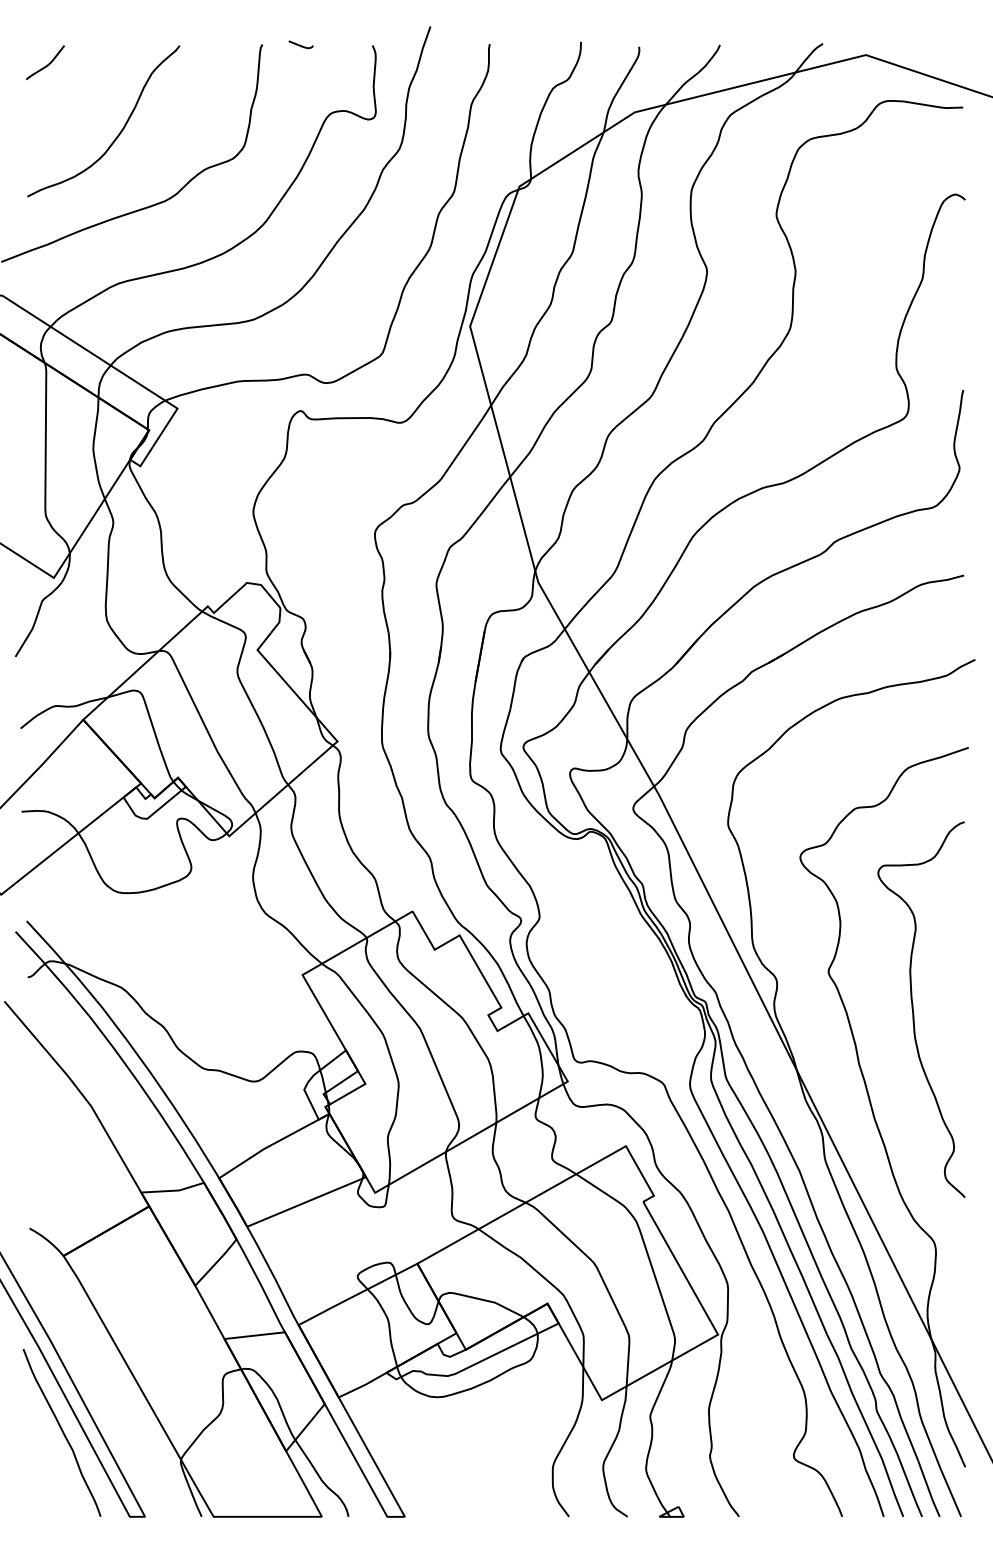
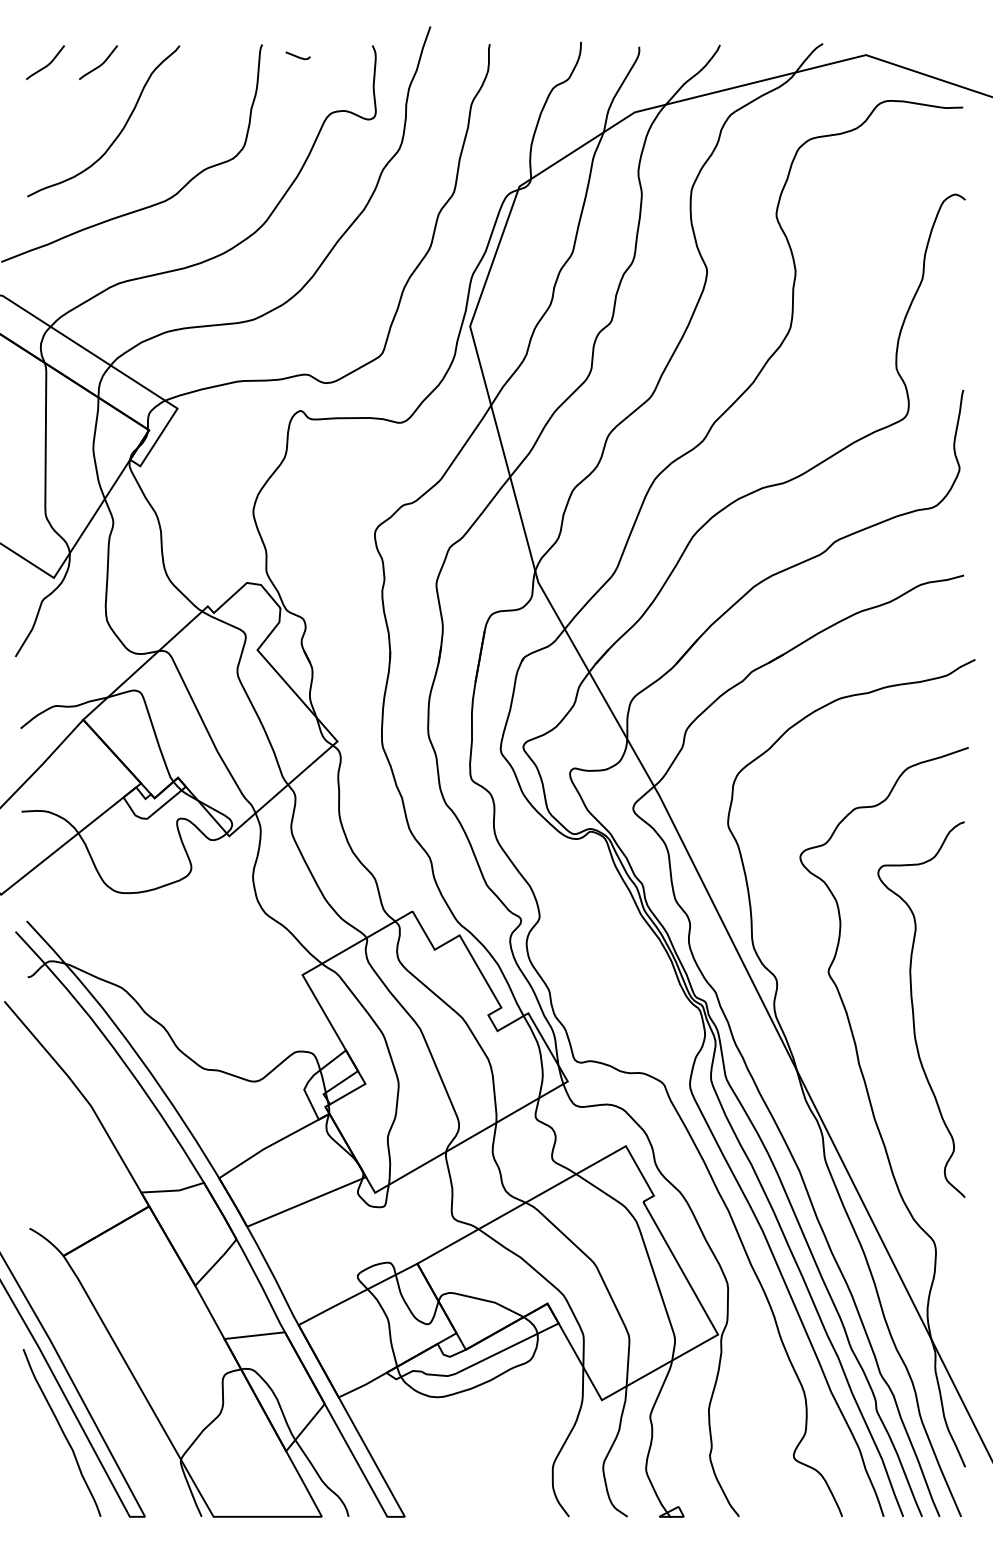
curve position: (300, 44) -> (297, 55) (297, 55)
curve: none -> present (100, 64)
